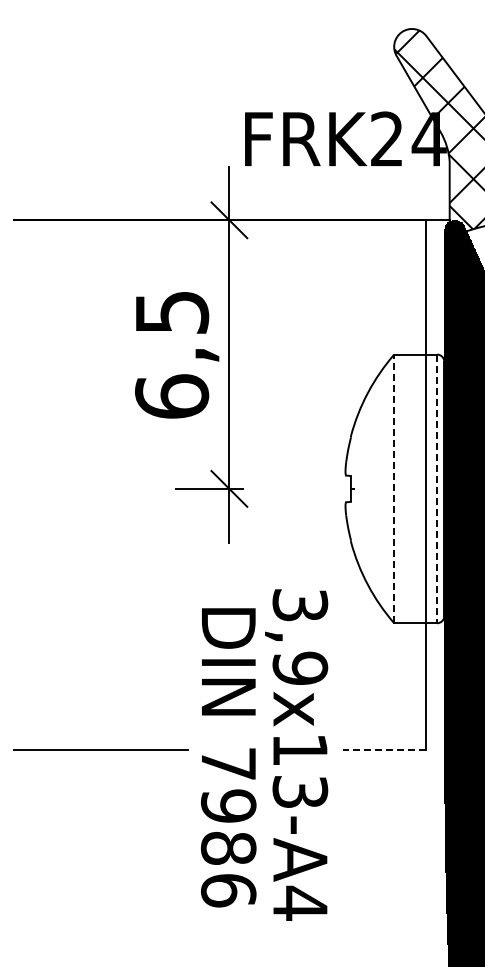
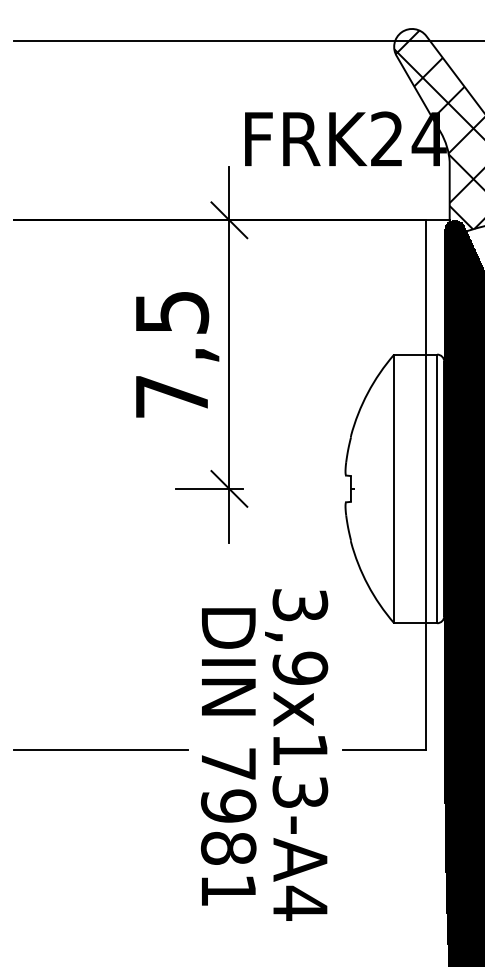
line: none -> present (247, 41)
text: 6,5 -> 7,5 (172, 396)
line: dashed -> solid (394, 488)
line: dashed -> solid (437, 489)
line: dashed -> solid (384, 750)
text: 7986 -> 7981 (228, 890)
